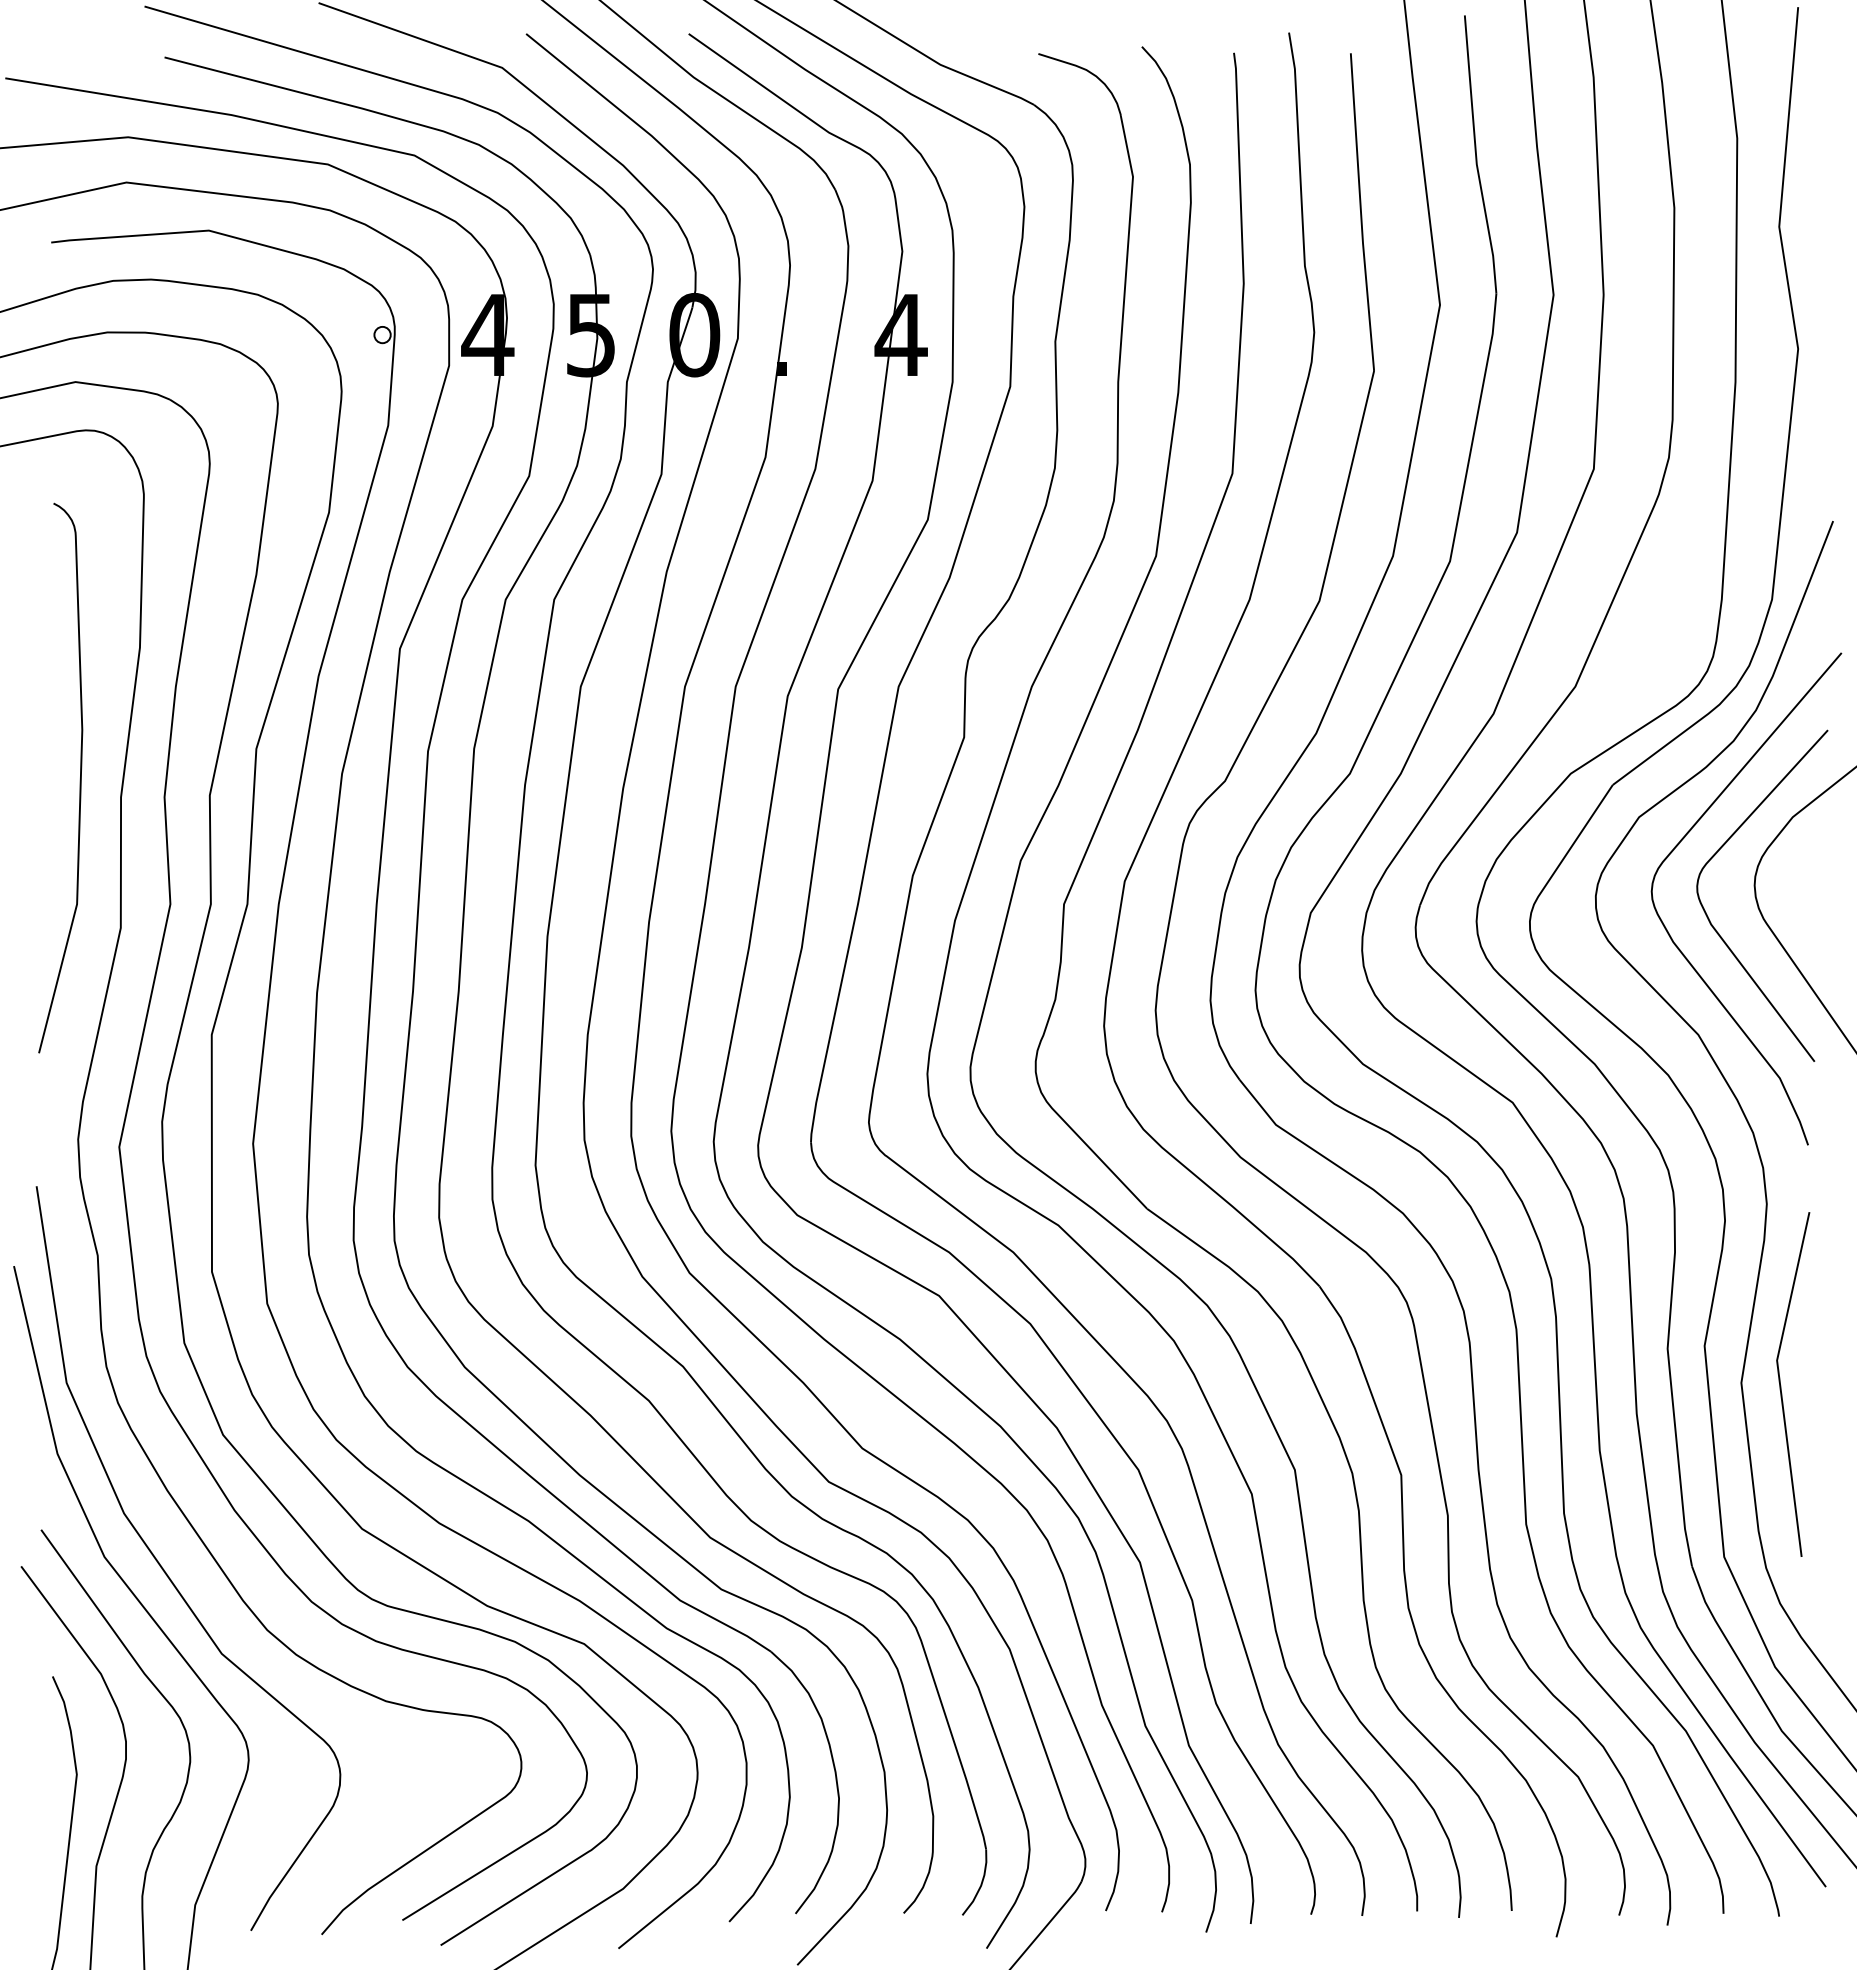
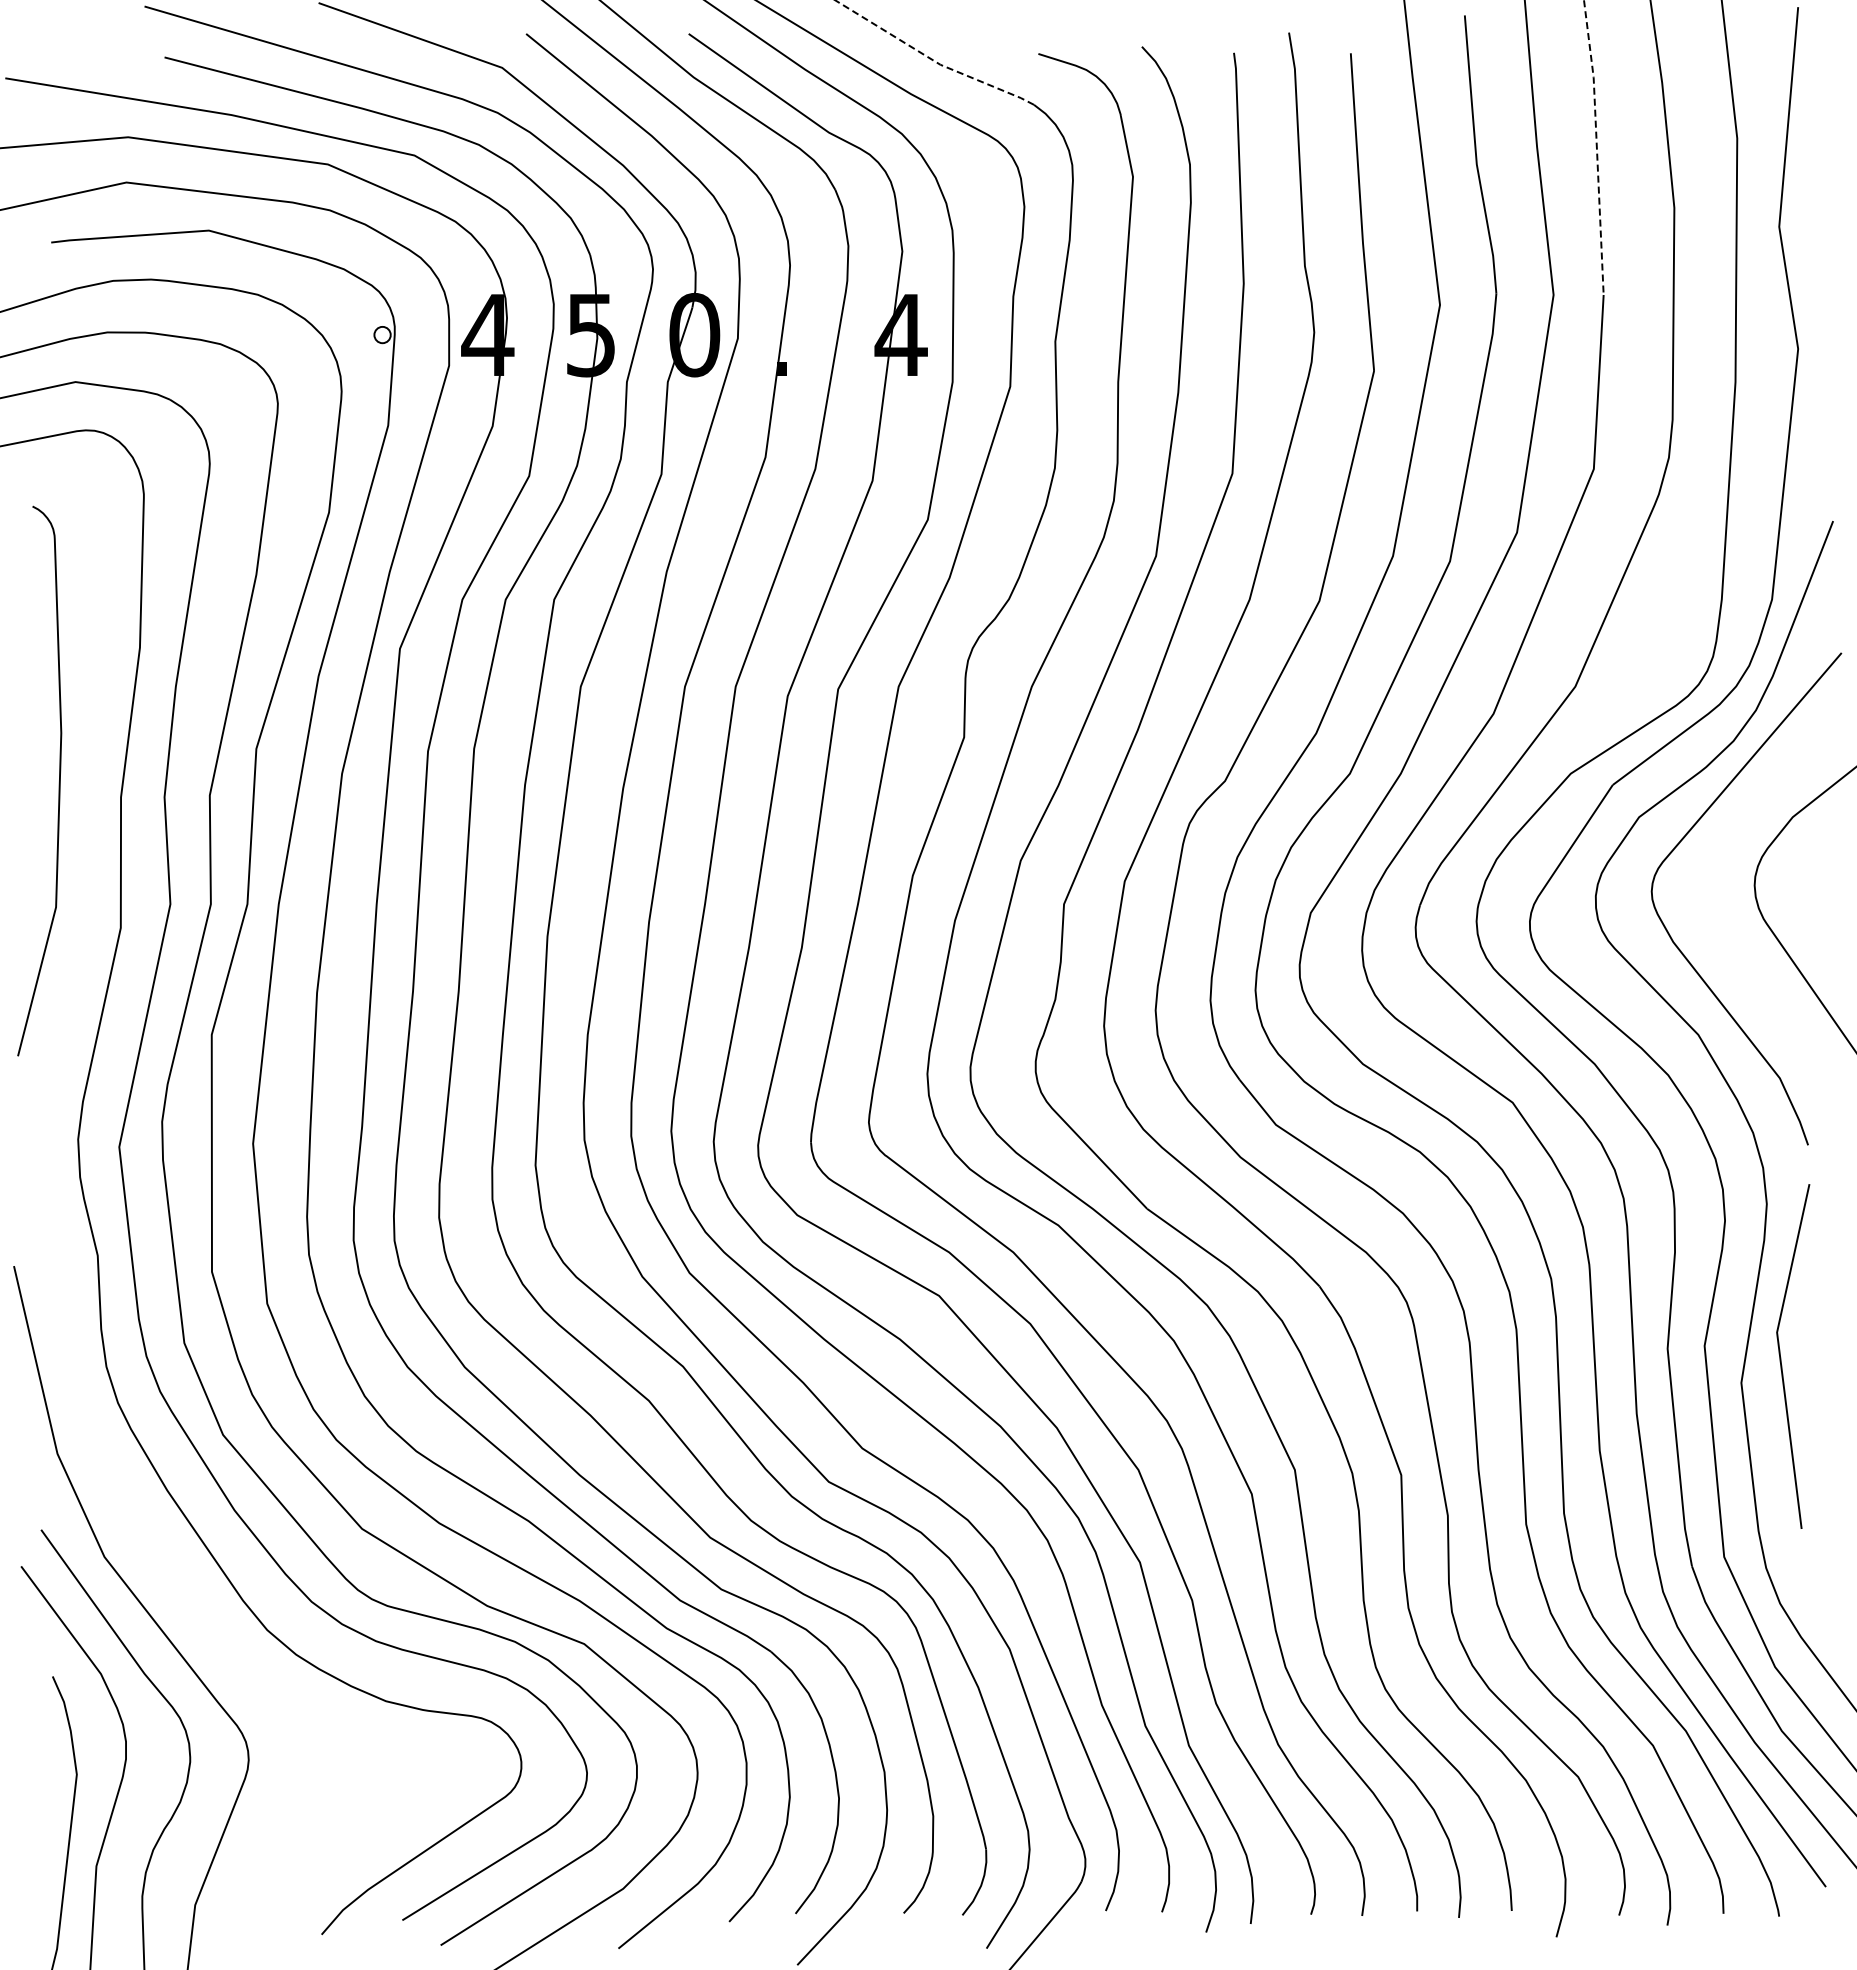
line: solid -> dashed (932, 60)
line: solid -> dashed (1596, 147)
curve position: (79, 779) -> (58, 782) (58, 782)
curve: present -> none (1716, 929)
line position: (1781, 1385) -> (1781, 1357) (1781, 1357)
curve: present -> none (166, 1572)
